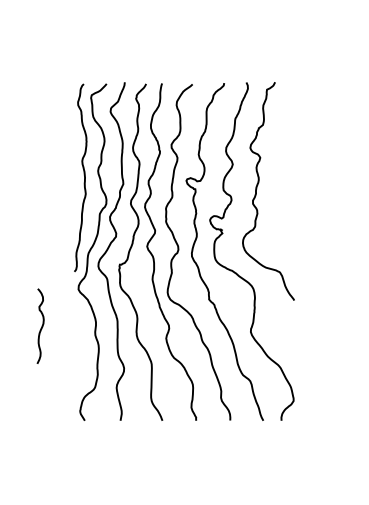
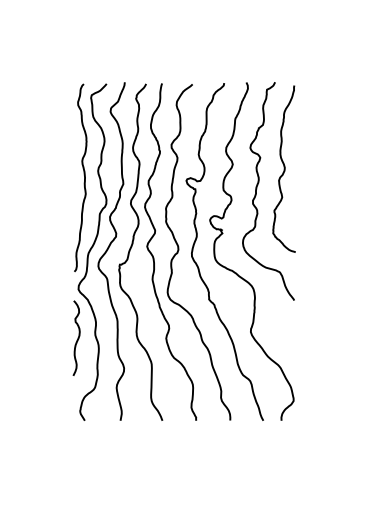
curve: none -> present (283, 168)
curve position: (41, 325) -> (77, 337) (77, 337)
